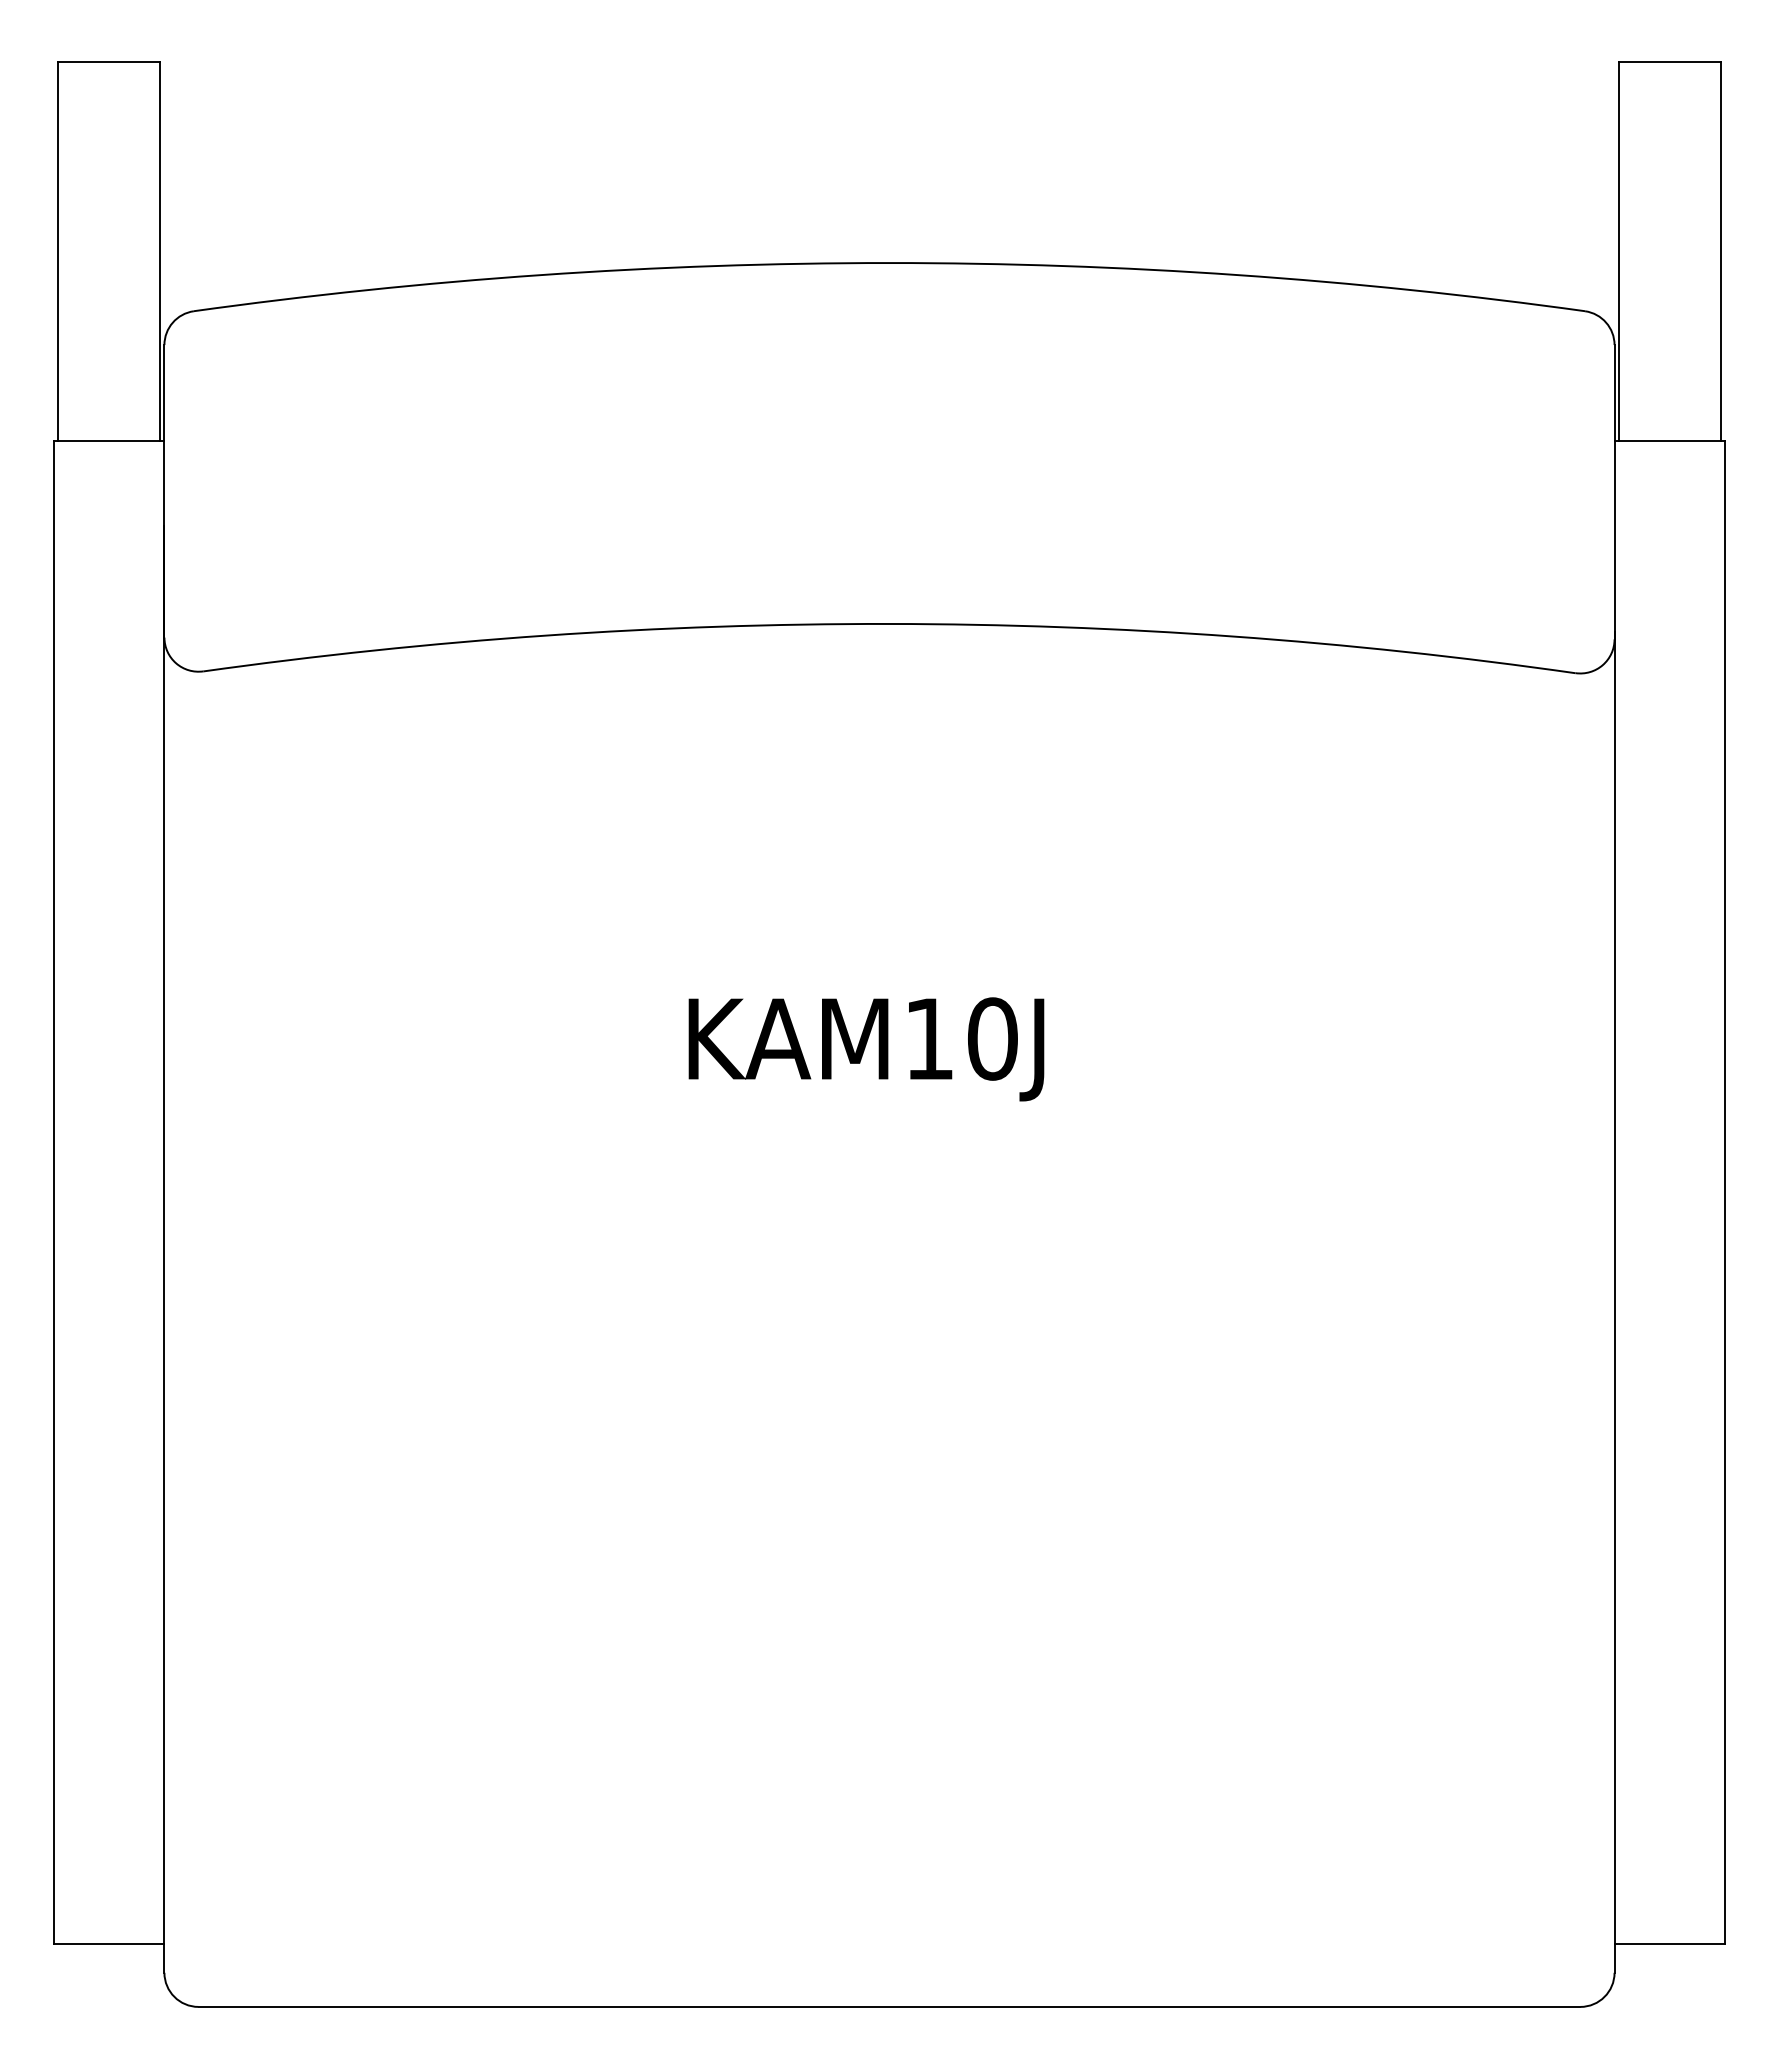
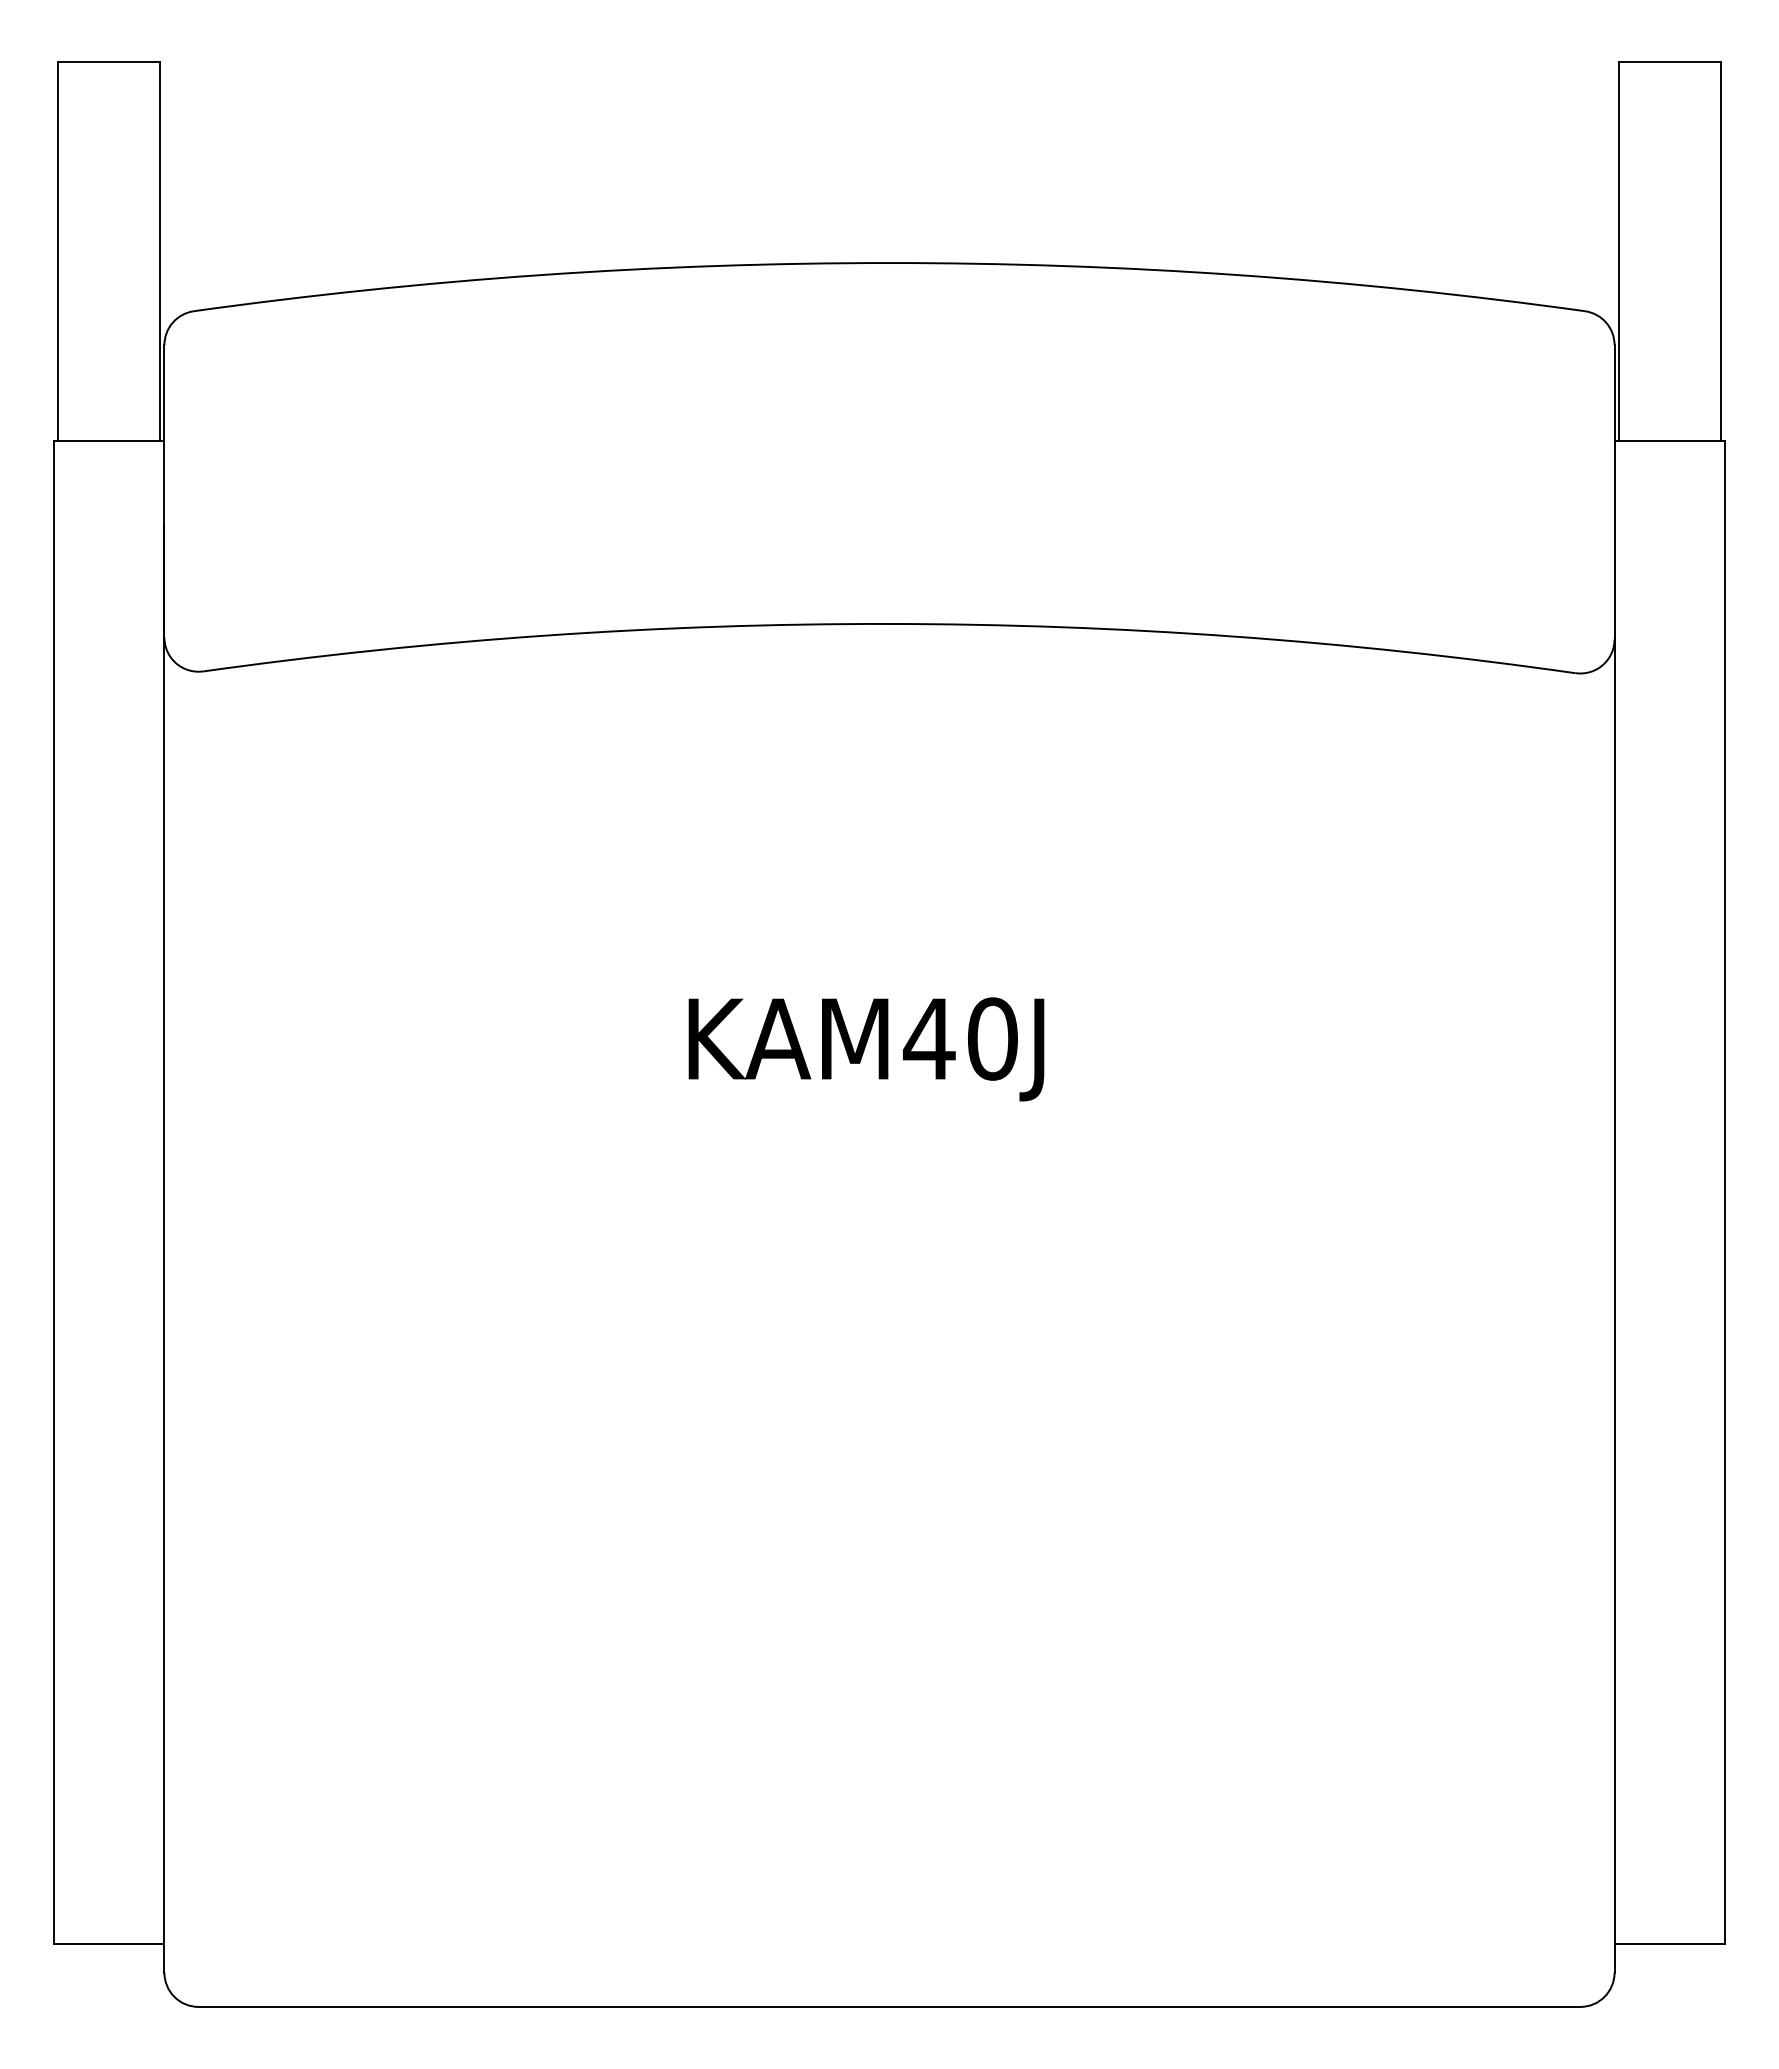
text: KAM10J -> KAM40J (929, 1038)
